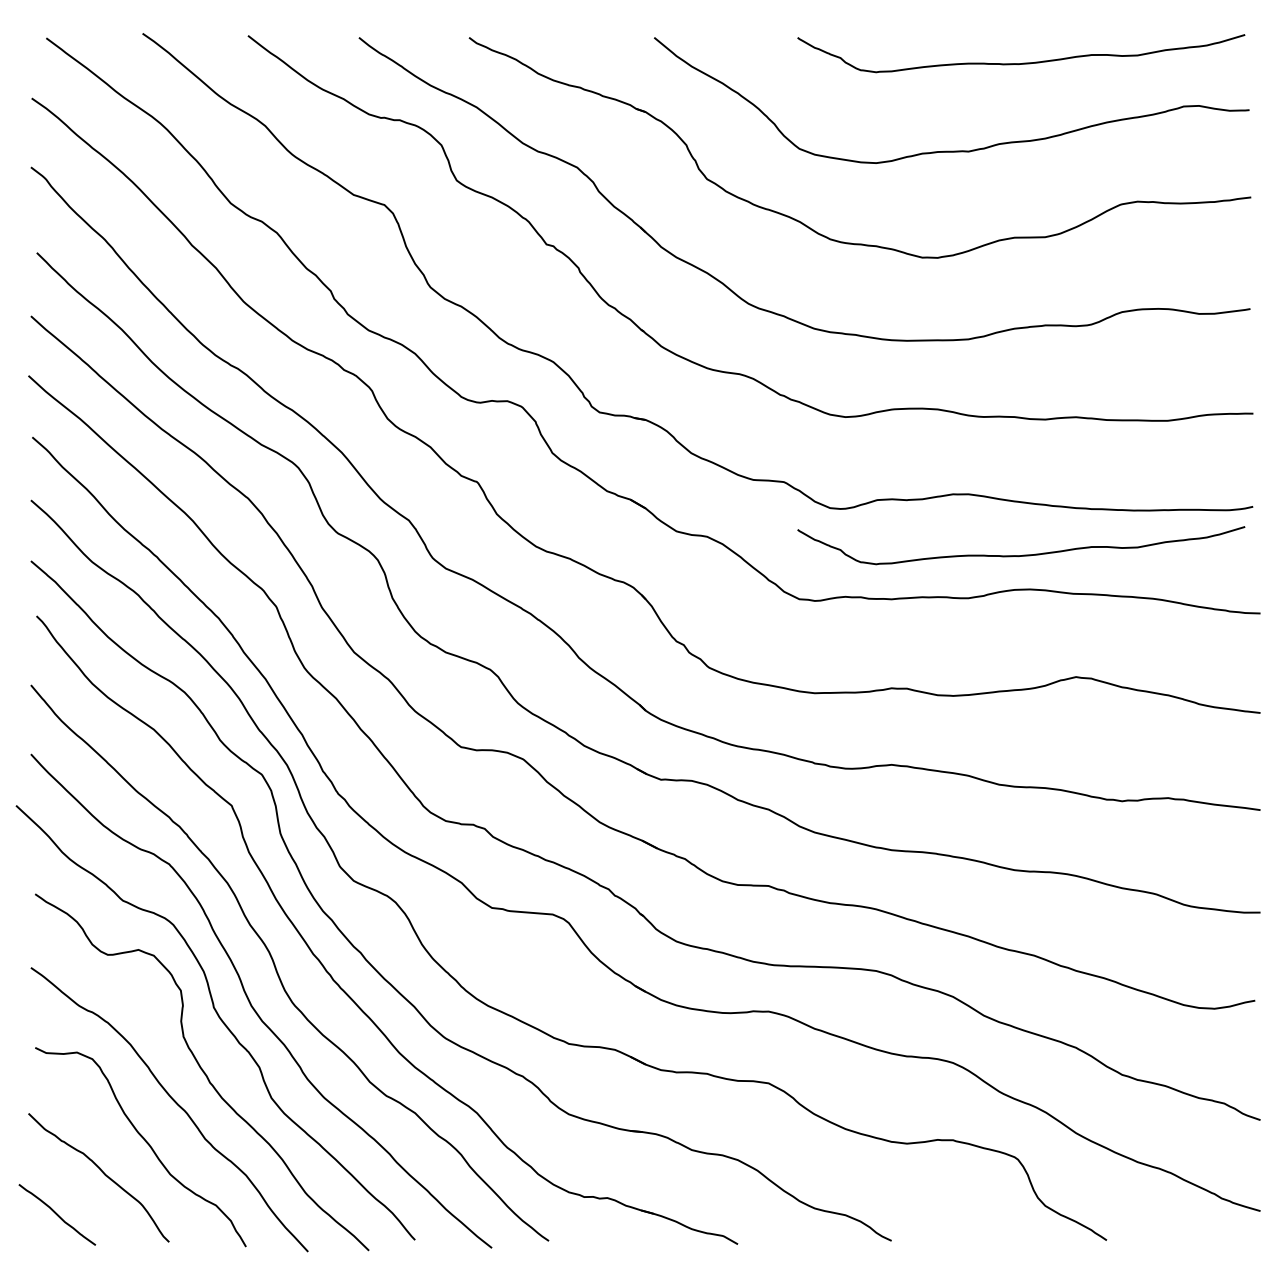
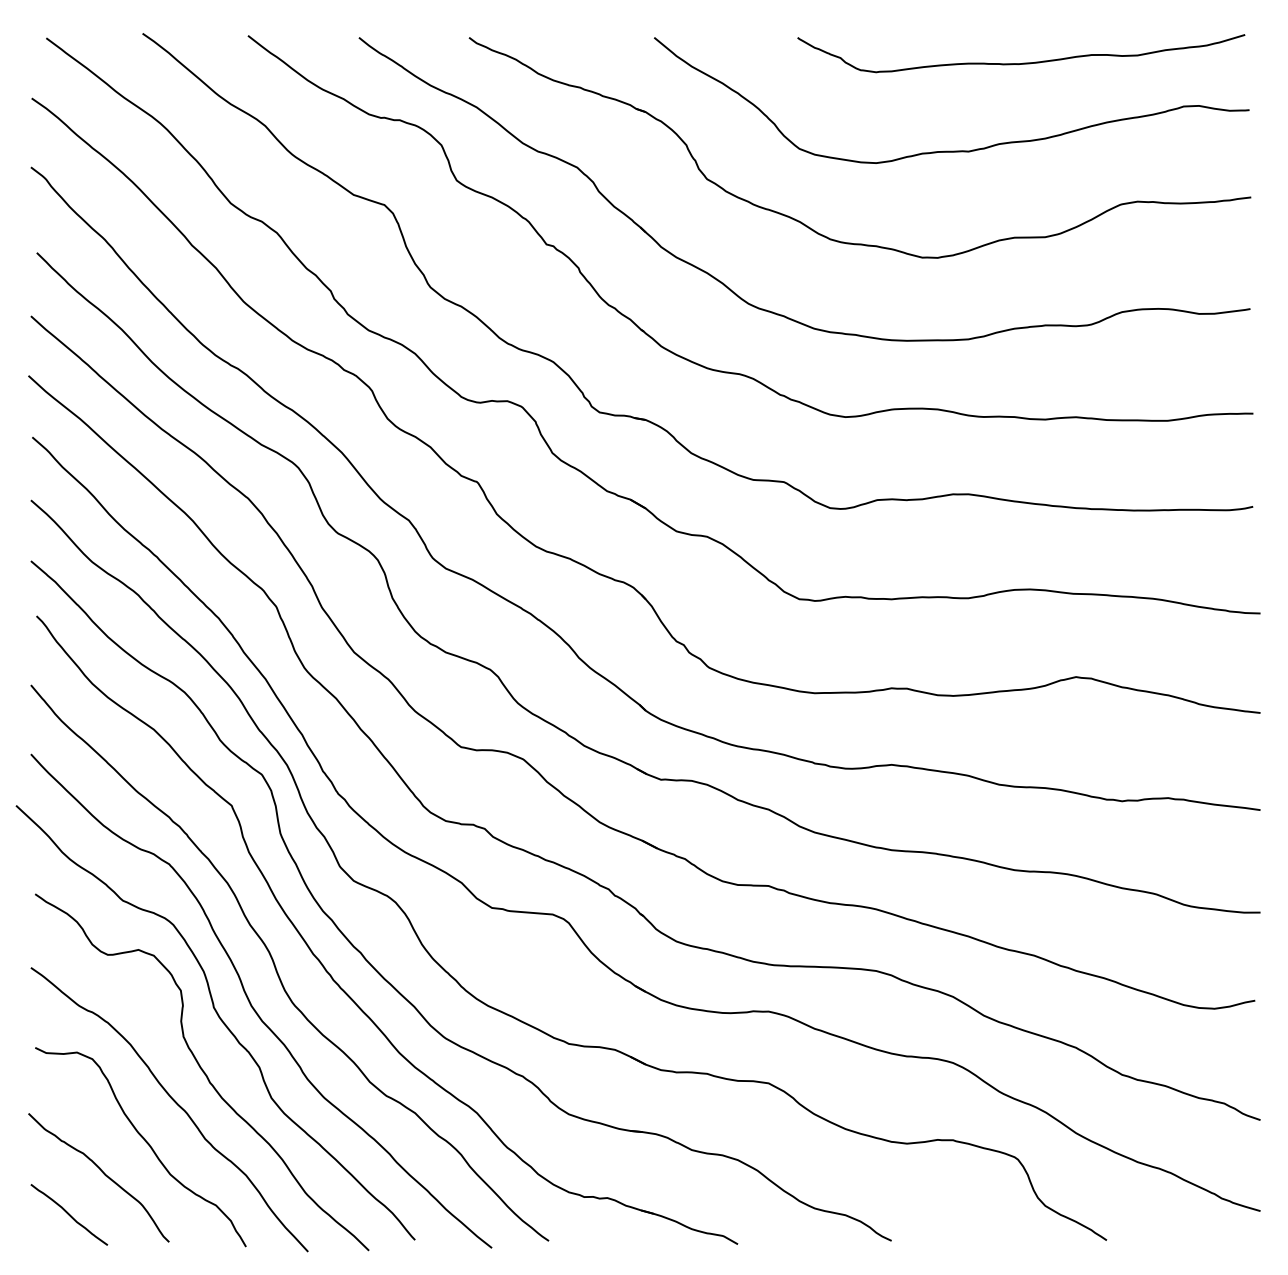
curve: present -> none (1023, 554)
curve position: (57, 1214) -> (69, 1214) (69, 1214)
